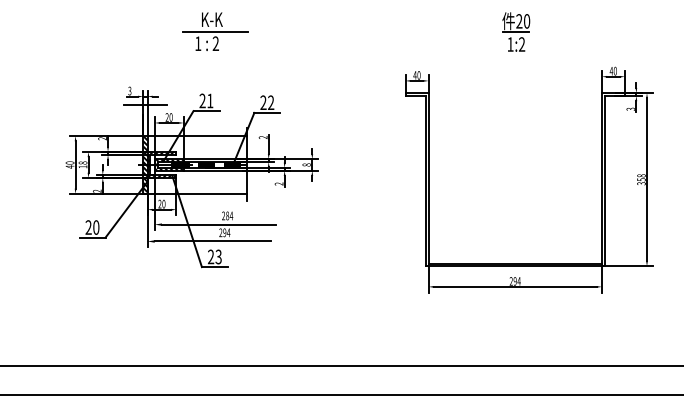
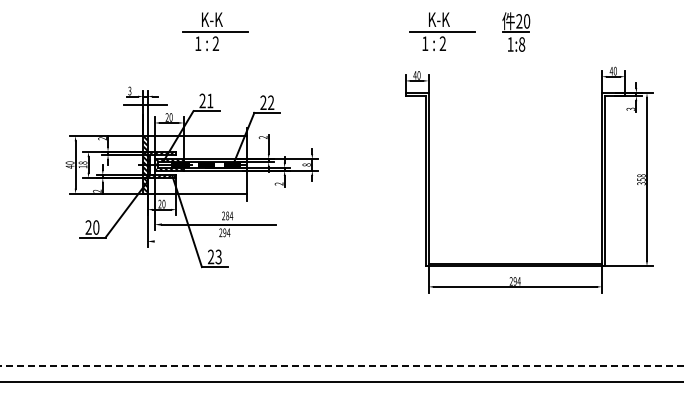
part: none -> present (442, 31)
text: 1:2 -> 1:8 (522, 44)
line: present -> none (212, 241)
line: solid -> dashed (342, 365)
line position: (341, 394) -> (341, 381) (341, 381)
